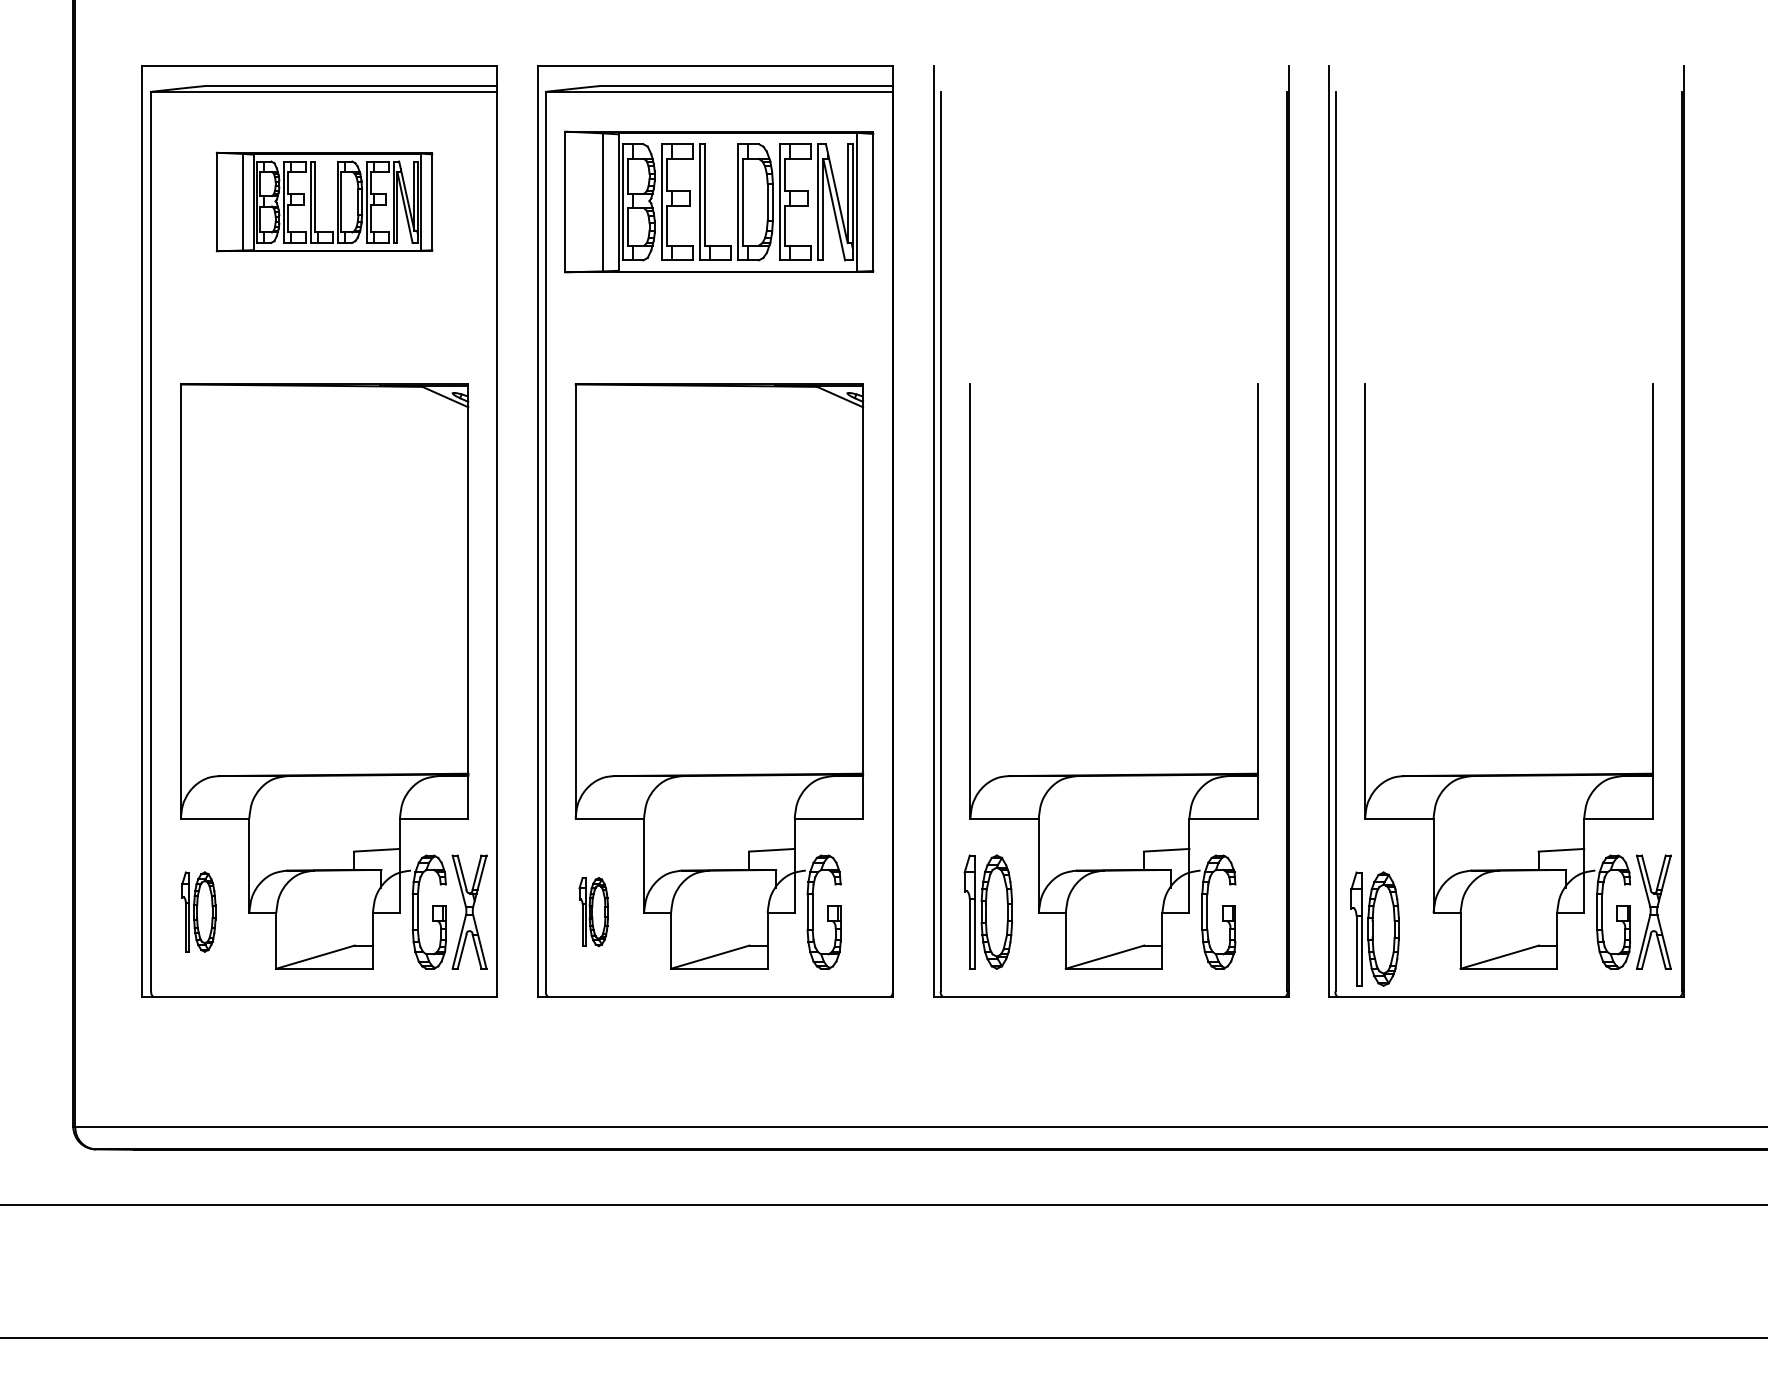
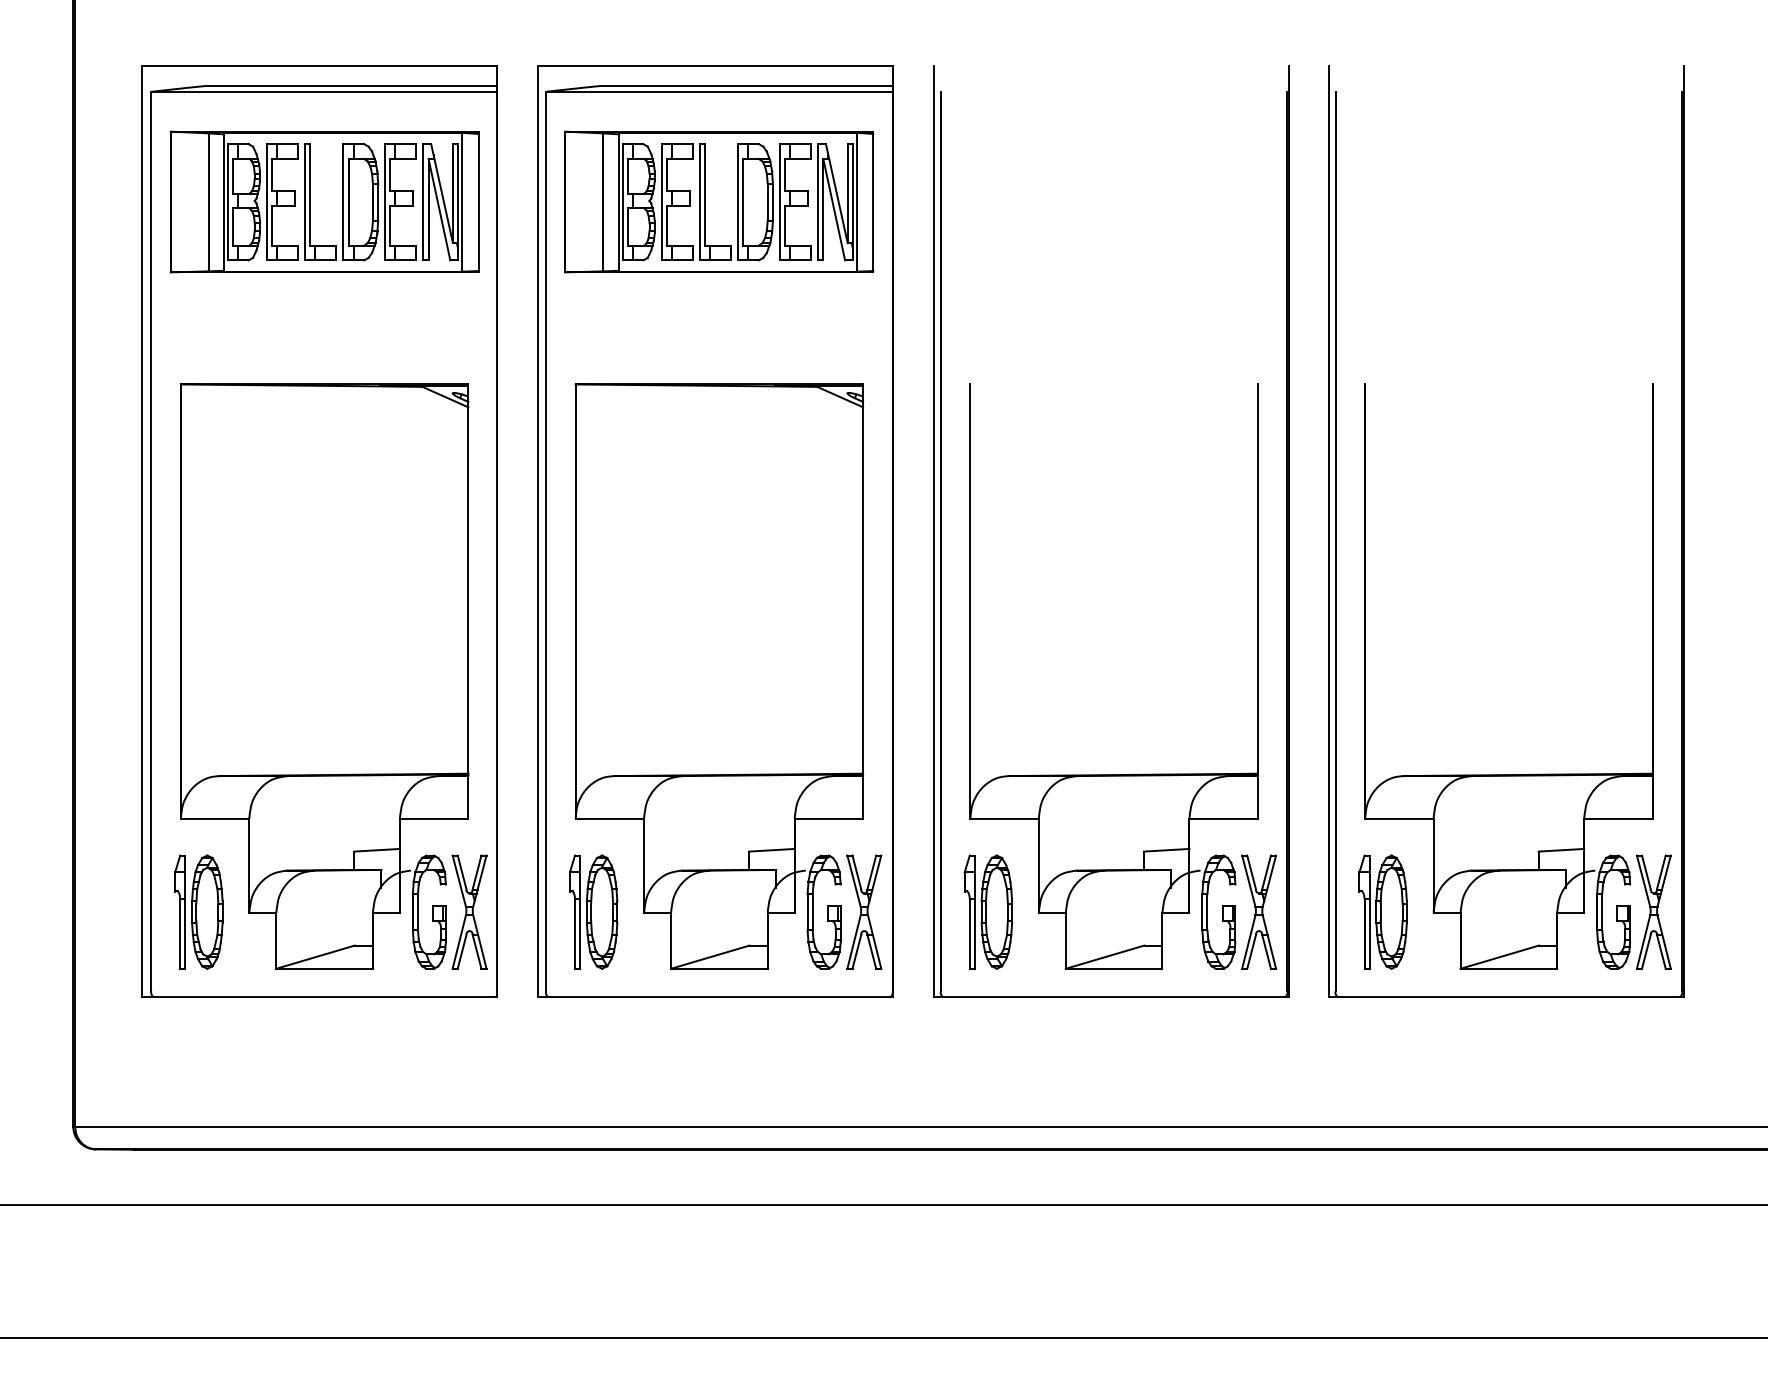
part size: 218x102 px -> 311x144 px (324, 201)
part size: 36x82 px -> 50x116 px (198, 911)
part: none -> present (864, 911)
part: none -> present (1258, 911)
part size: 31x71 px -> 50x116 px (593, 911)
part position: (1374, 928) -> (1382, 911) (1382, 911)
